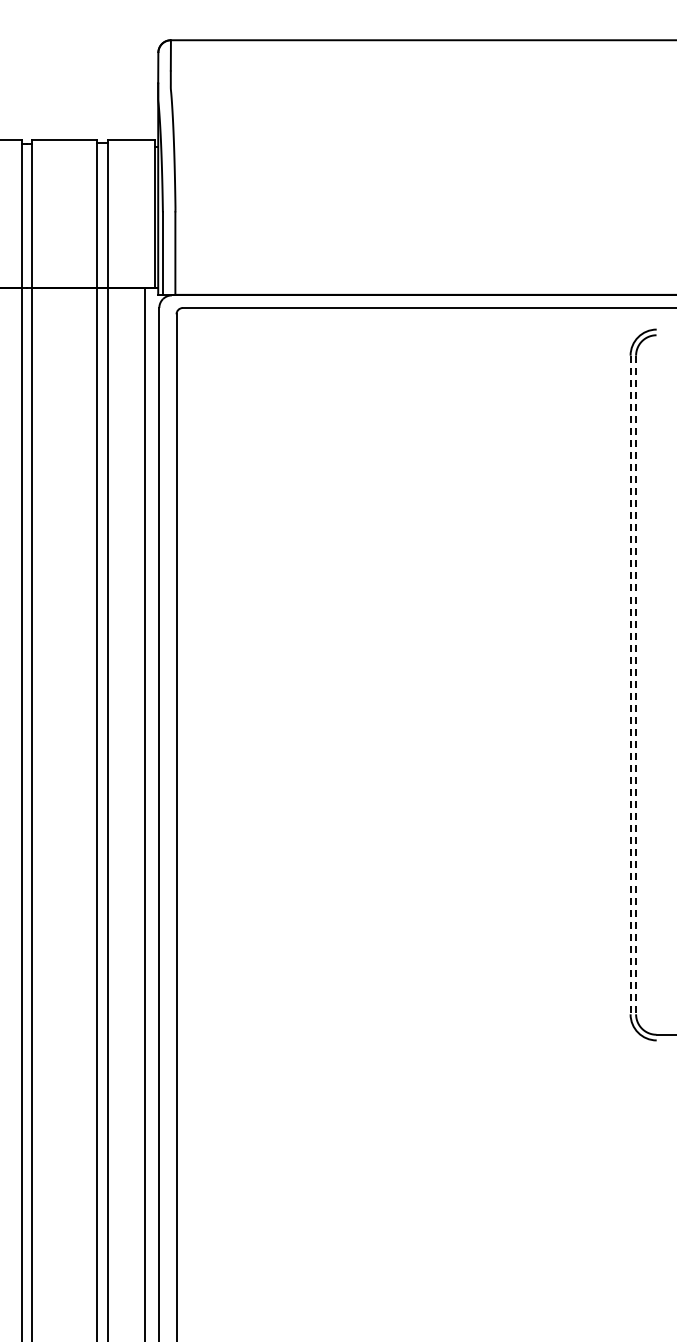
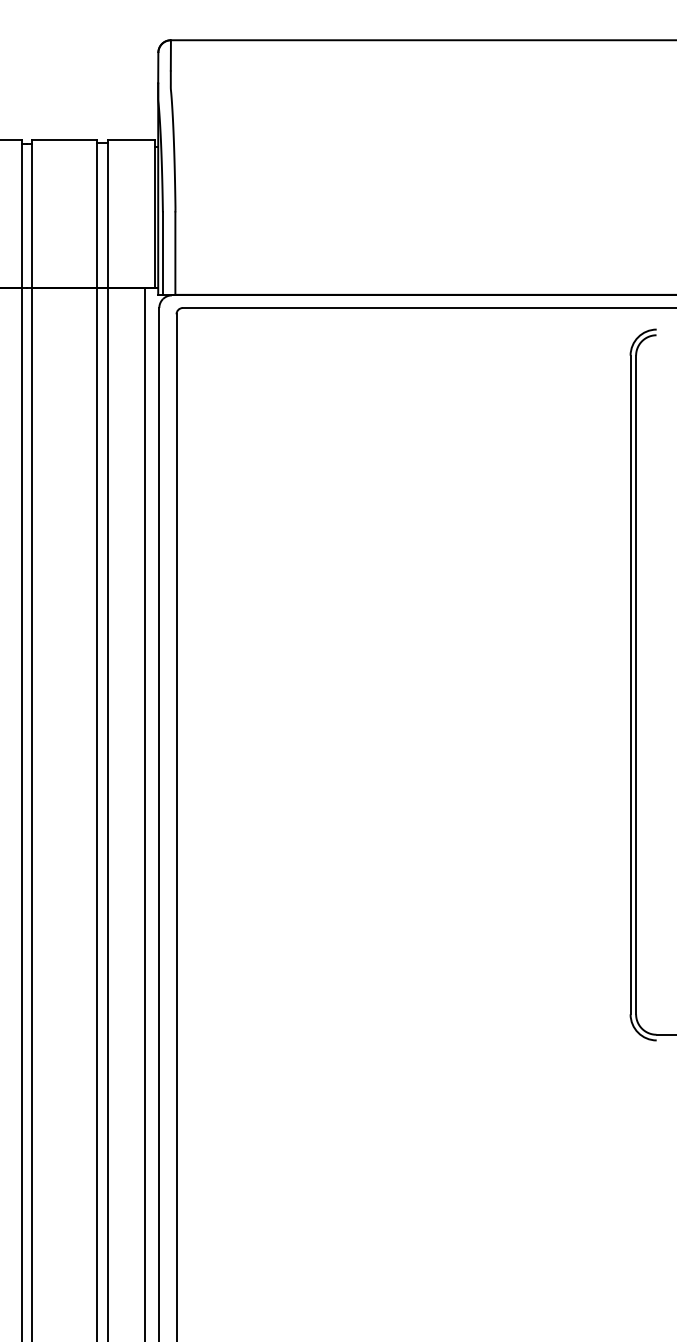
line: dashed -> solid (630, 685)
line: dashed -> solid (636, 685)
